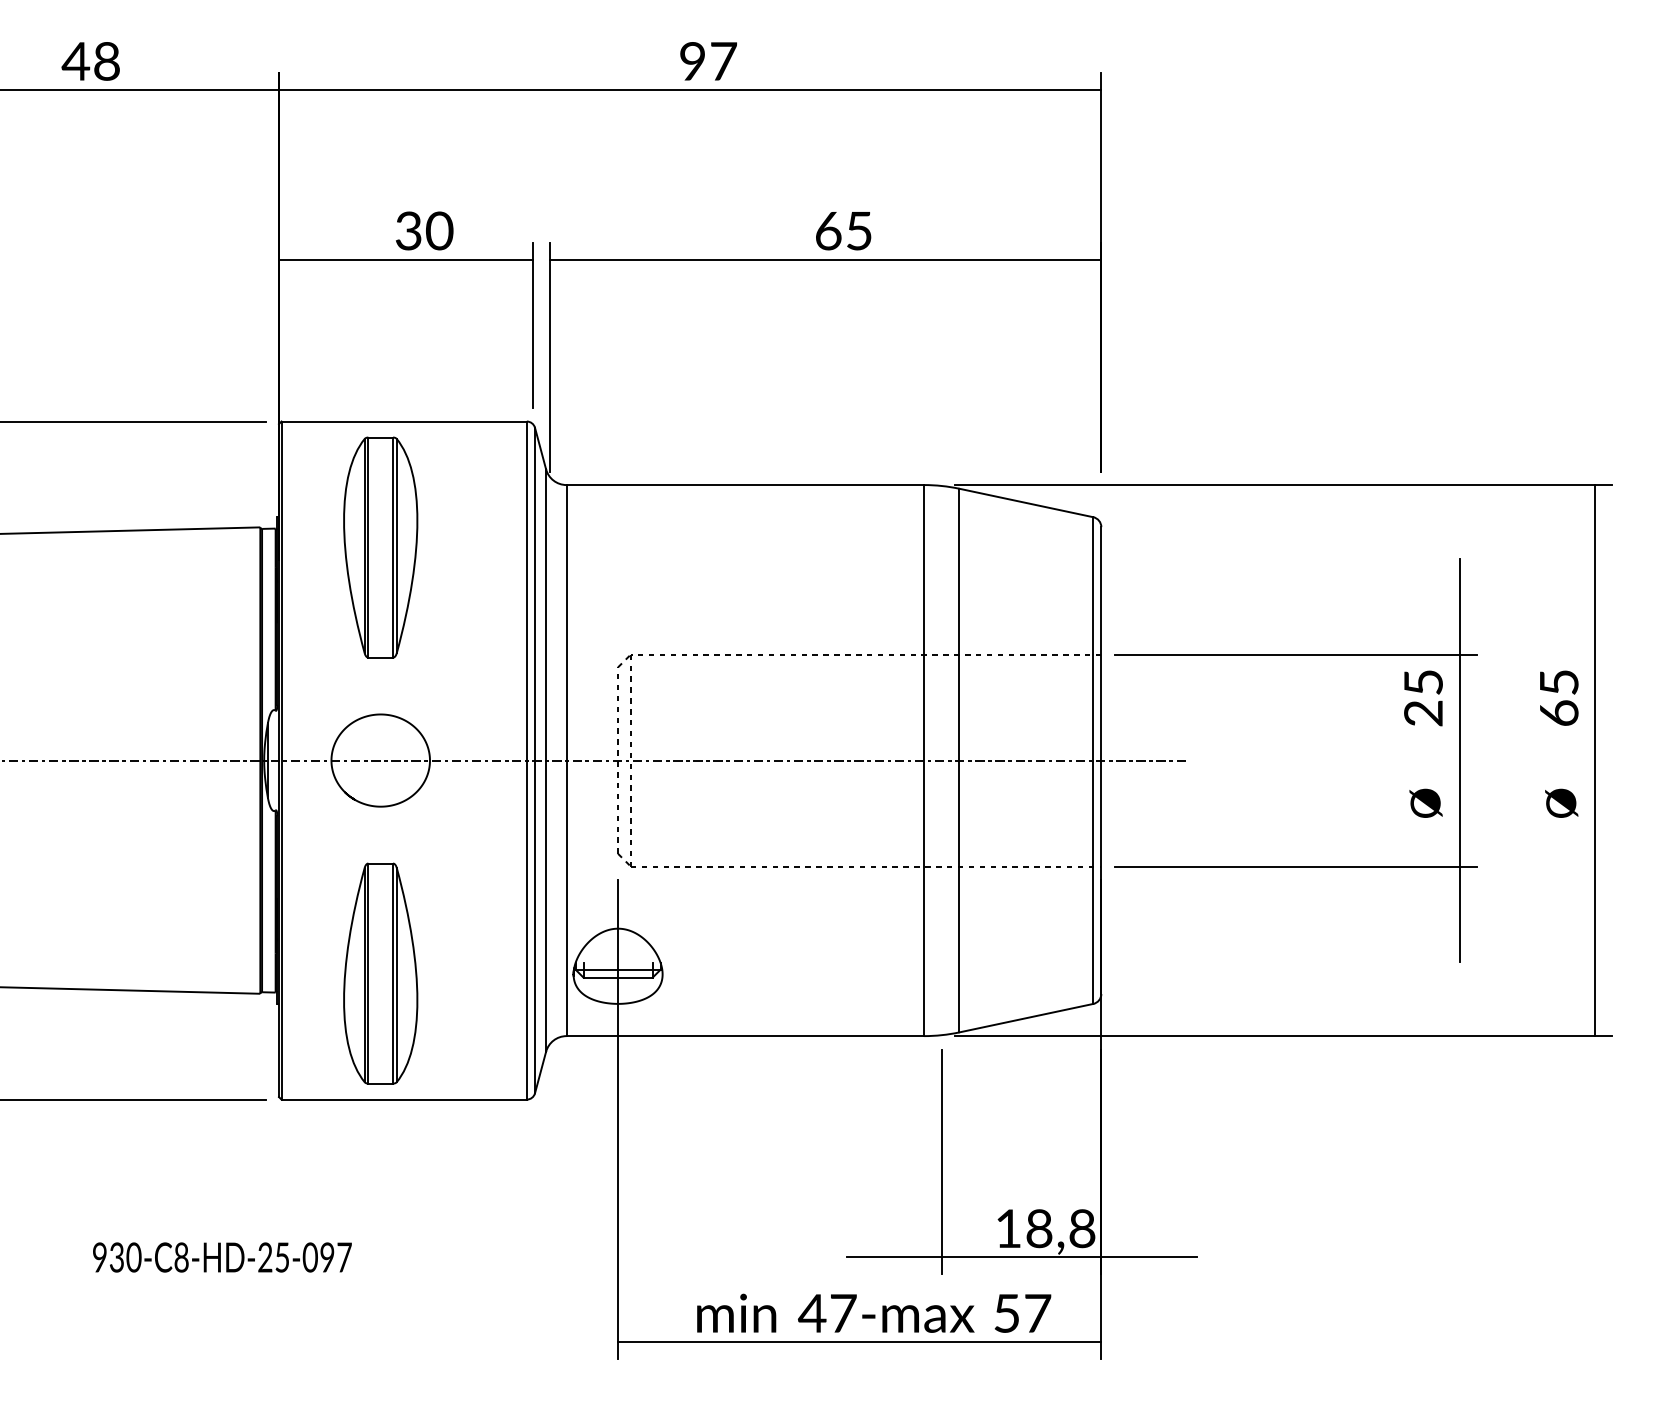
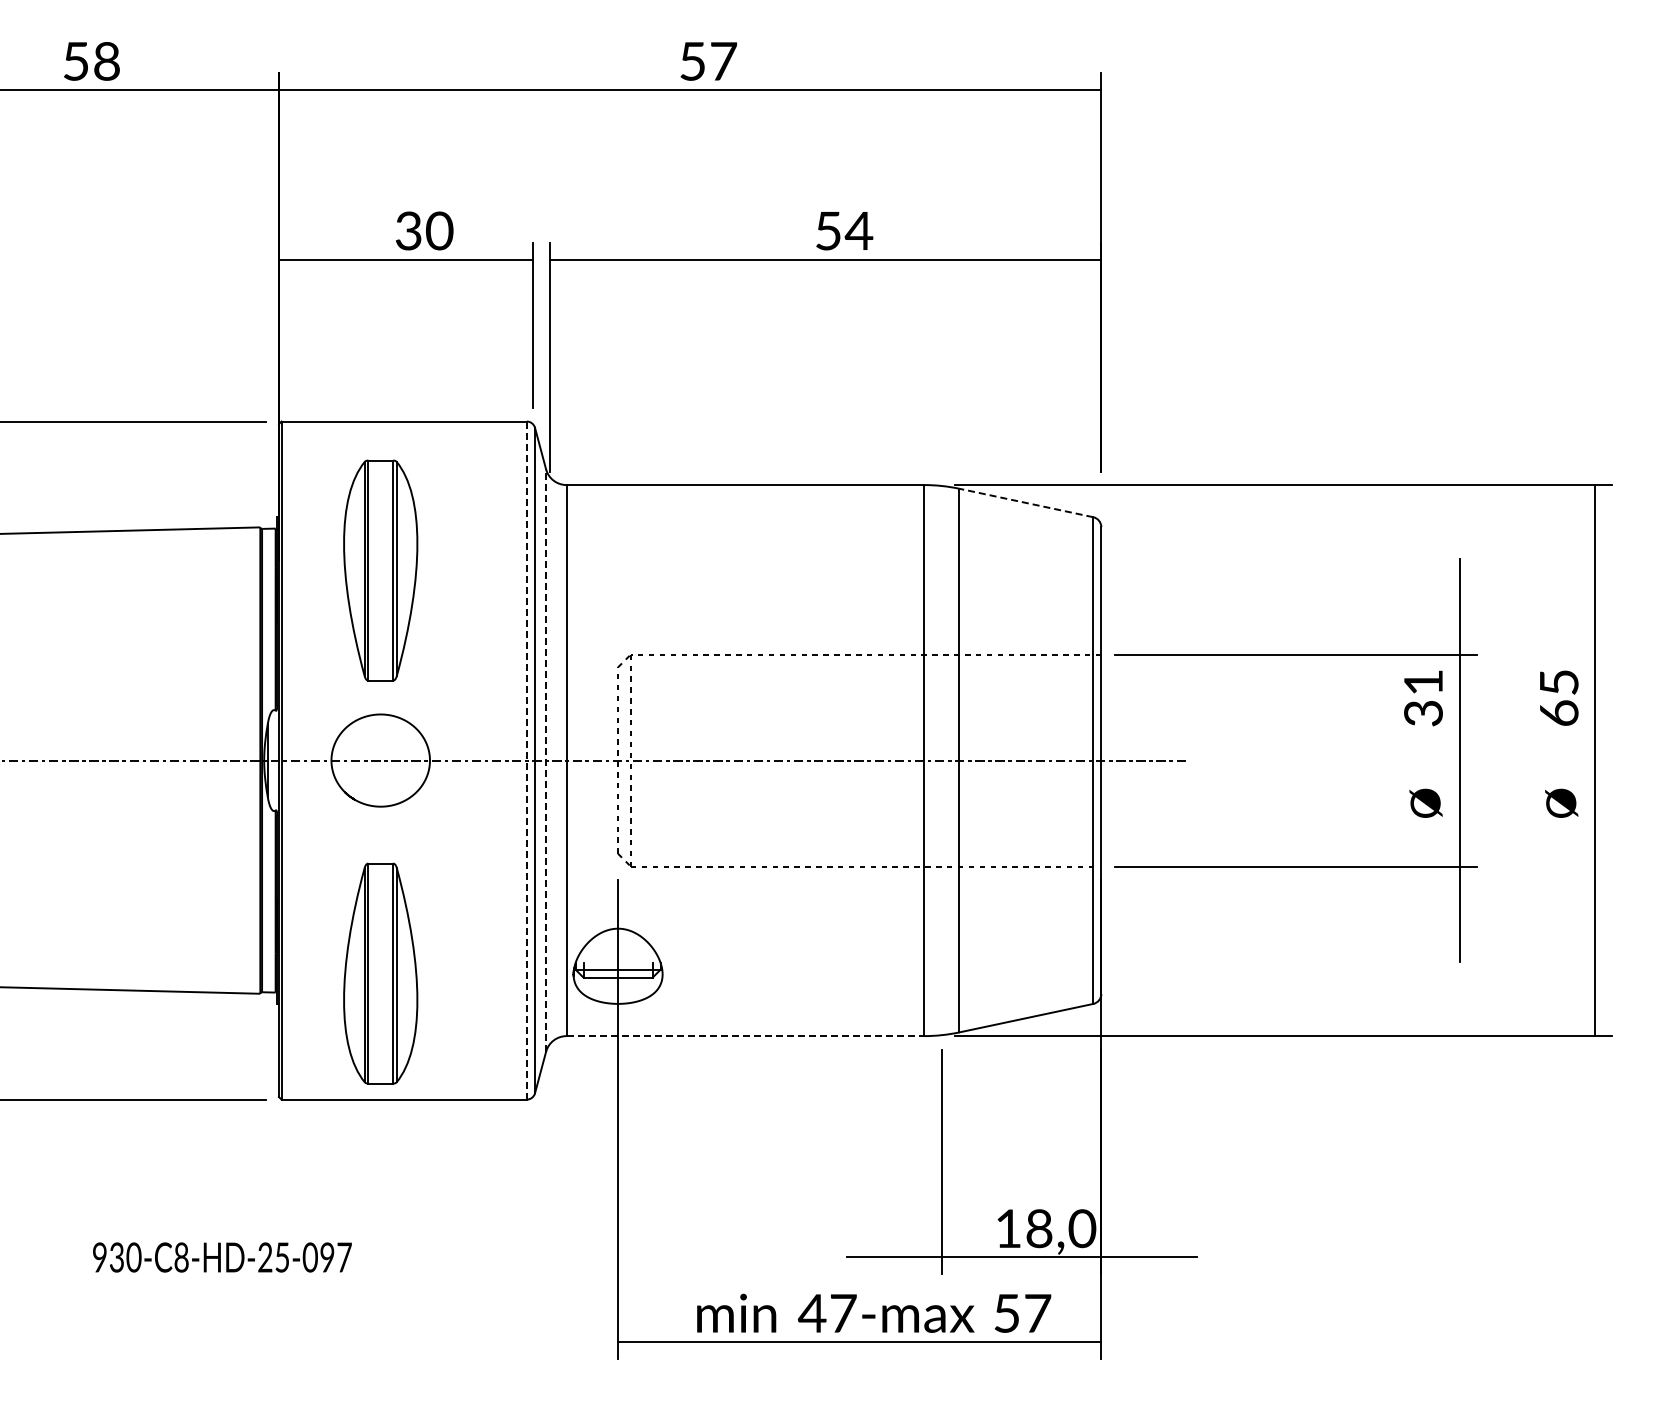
text: 48 -> 58 (75, 61)
text: 97 -> 57 (692, 61)
text: 65 -> 54 (844, 231)
line: solid -> dashed (1025, 502)
part position: (380, 547) -> (380, 570) (380, 570)
text: 25 -> 31 (1423, 698)
line: solid -> dashed (546, 760)
line: solid -> dashed (526, 761)
line: solid -> dashed (745, 1036)
text: 18,8 -> 18,0 (1082, 1228)
